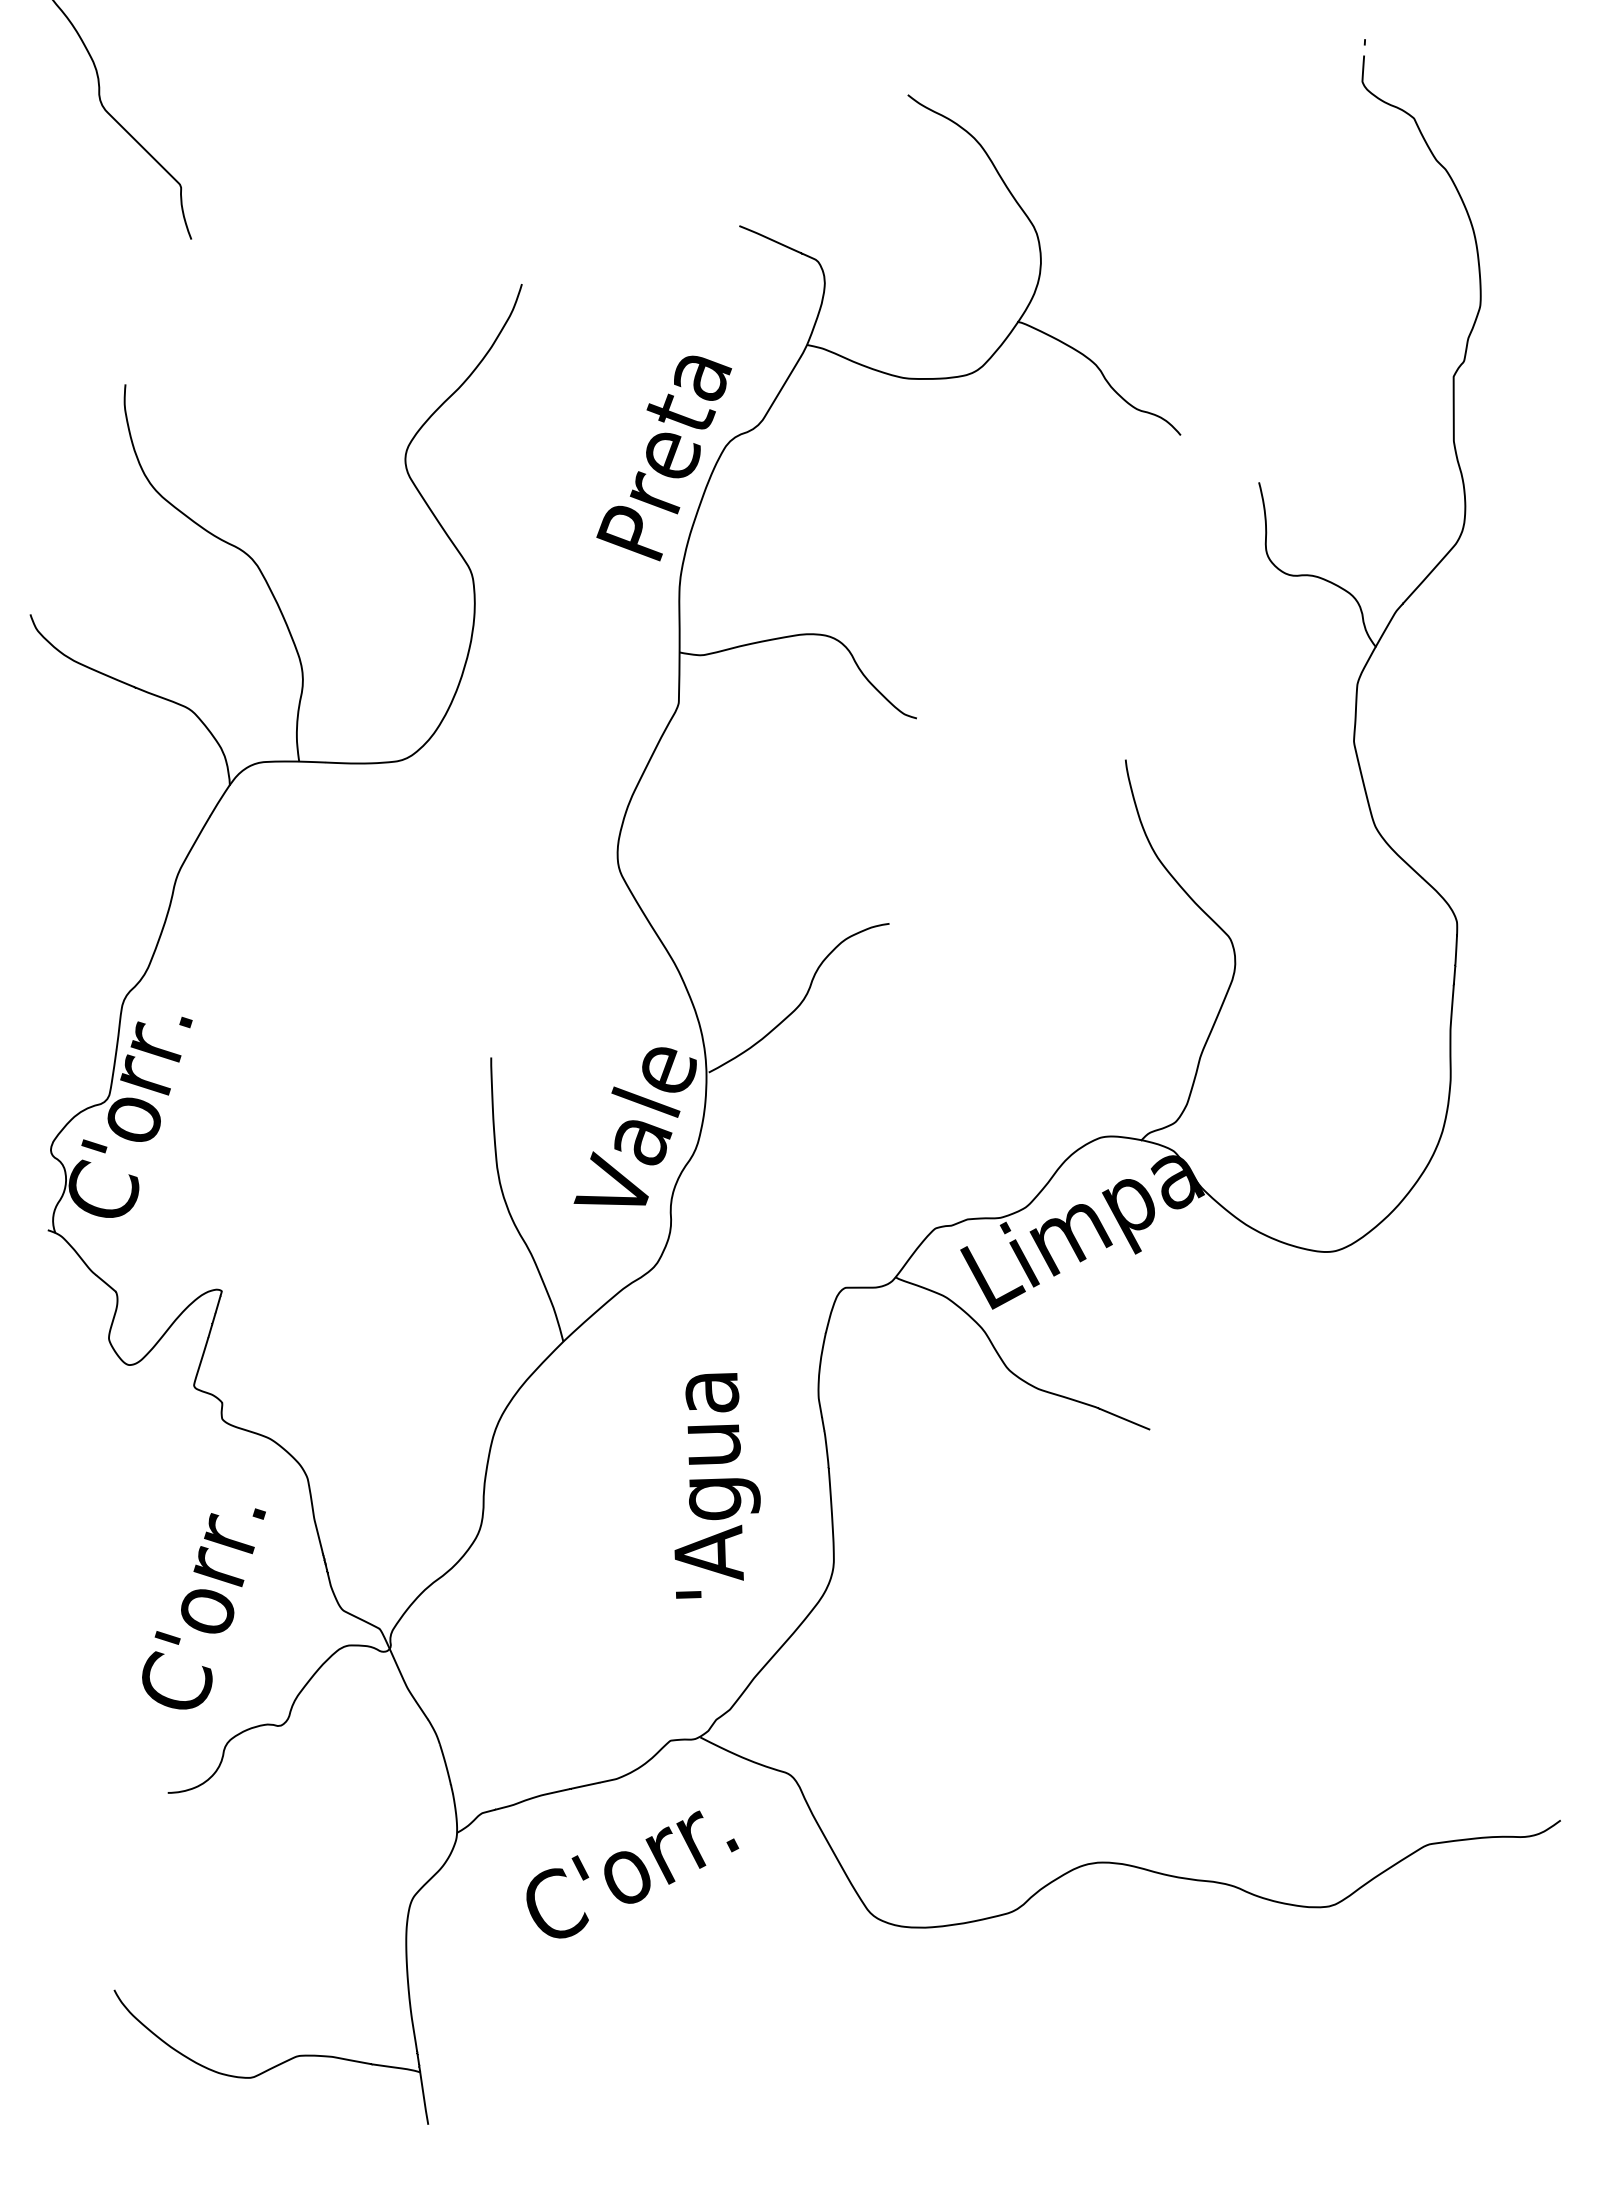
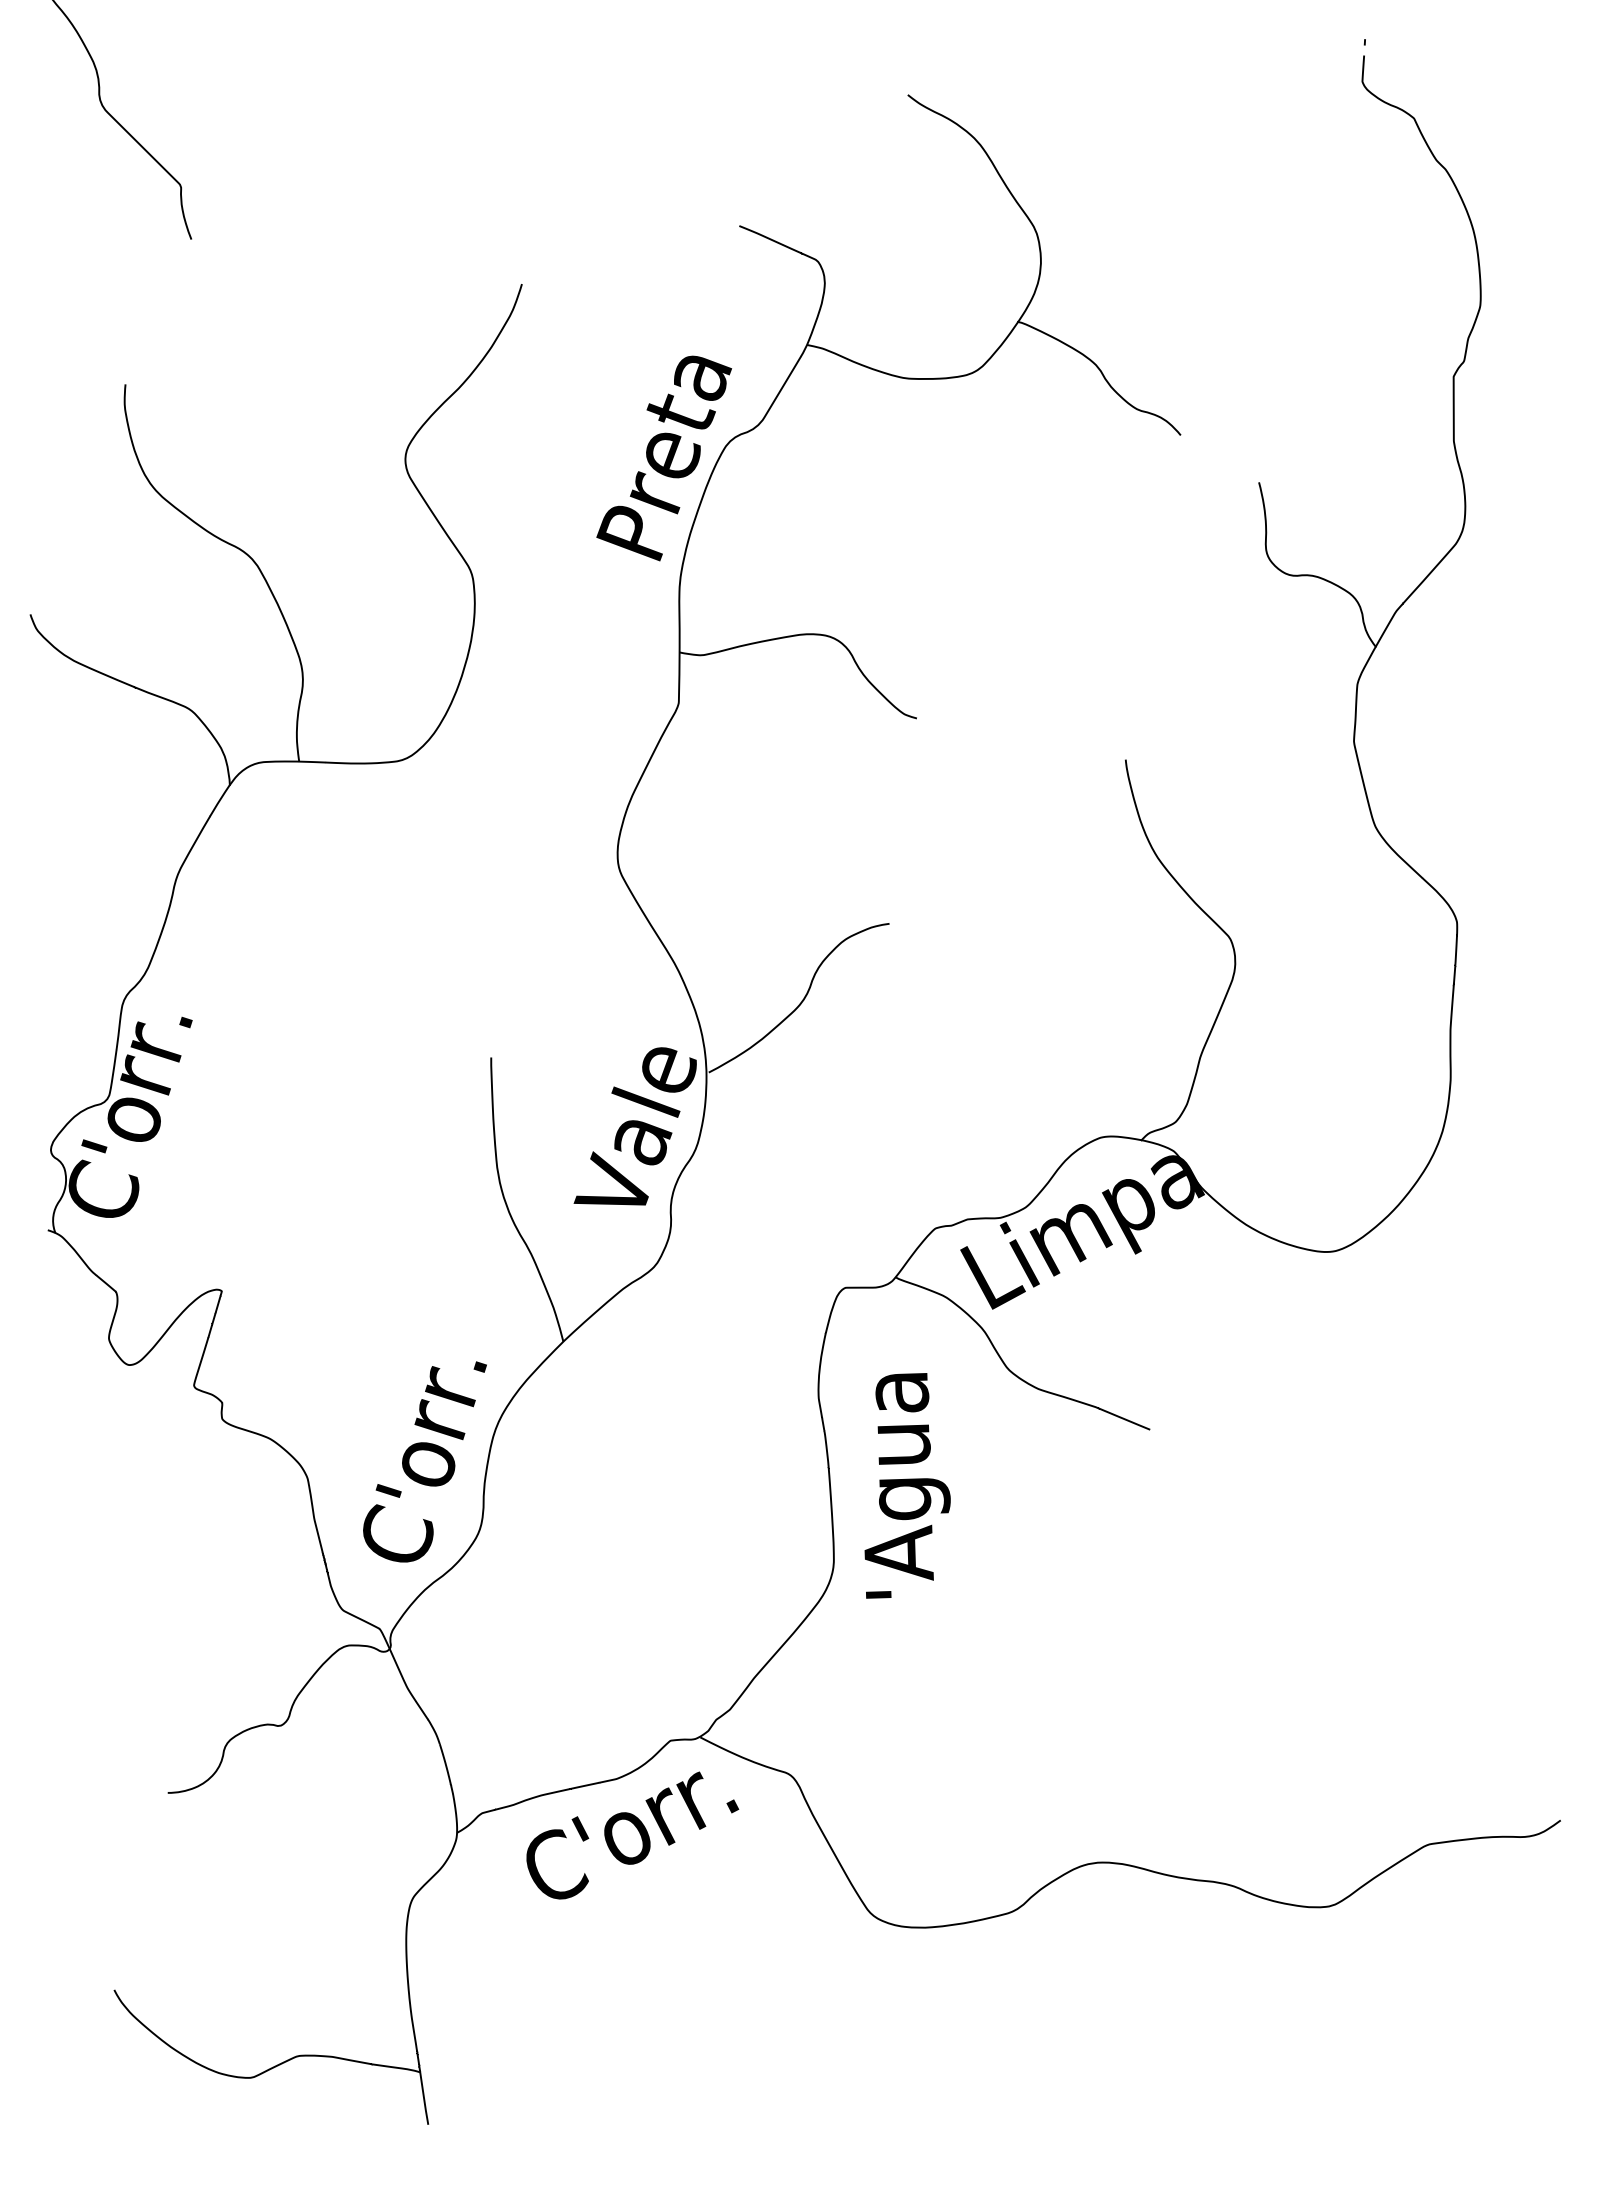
text position: (717, 1485) -> (907, 1485) (907, 1485)
text position: (203, 1608) -> (424, 1461) (424, 1461)
text position: (632, 1874) -> (632, 1835) (632, 1835)
